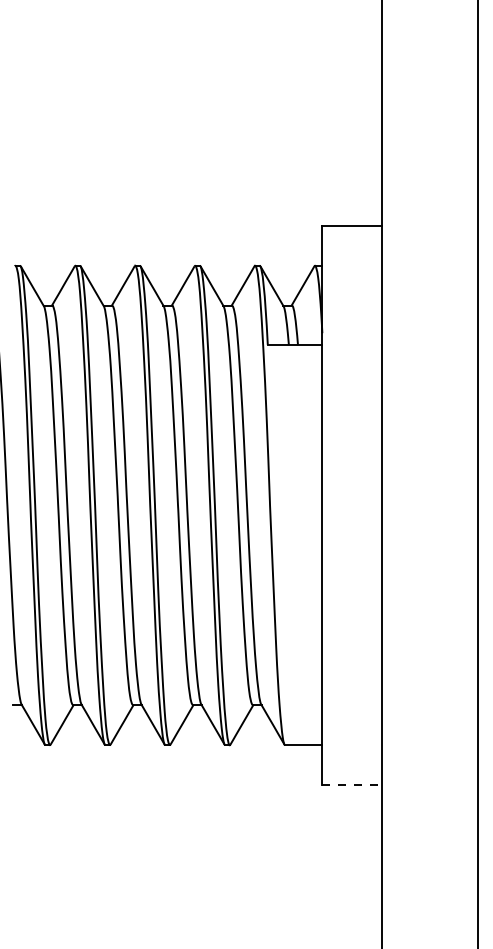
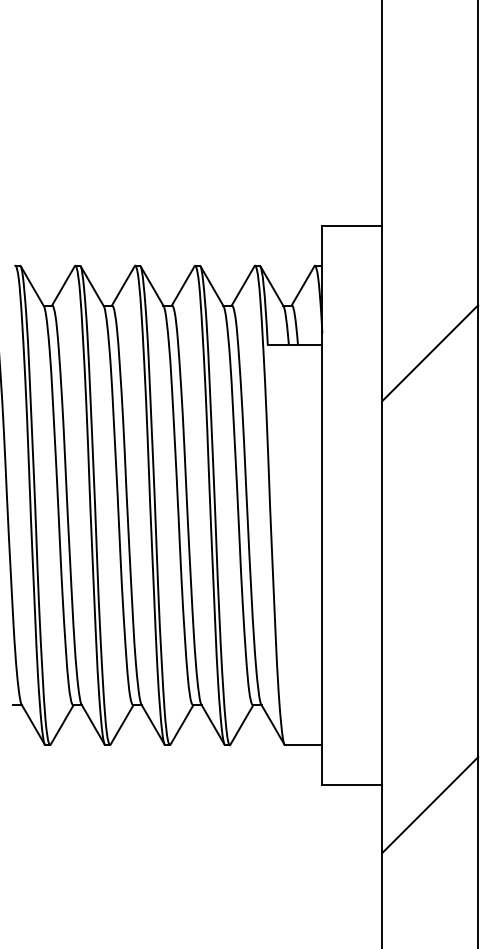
line: none -> present (430, 353)
line: dashed -> solid (352, 785)
line: none -> present (430, 805)
